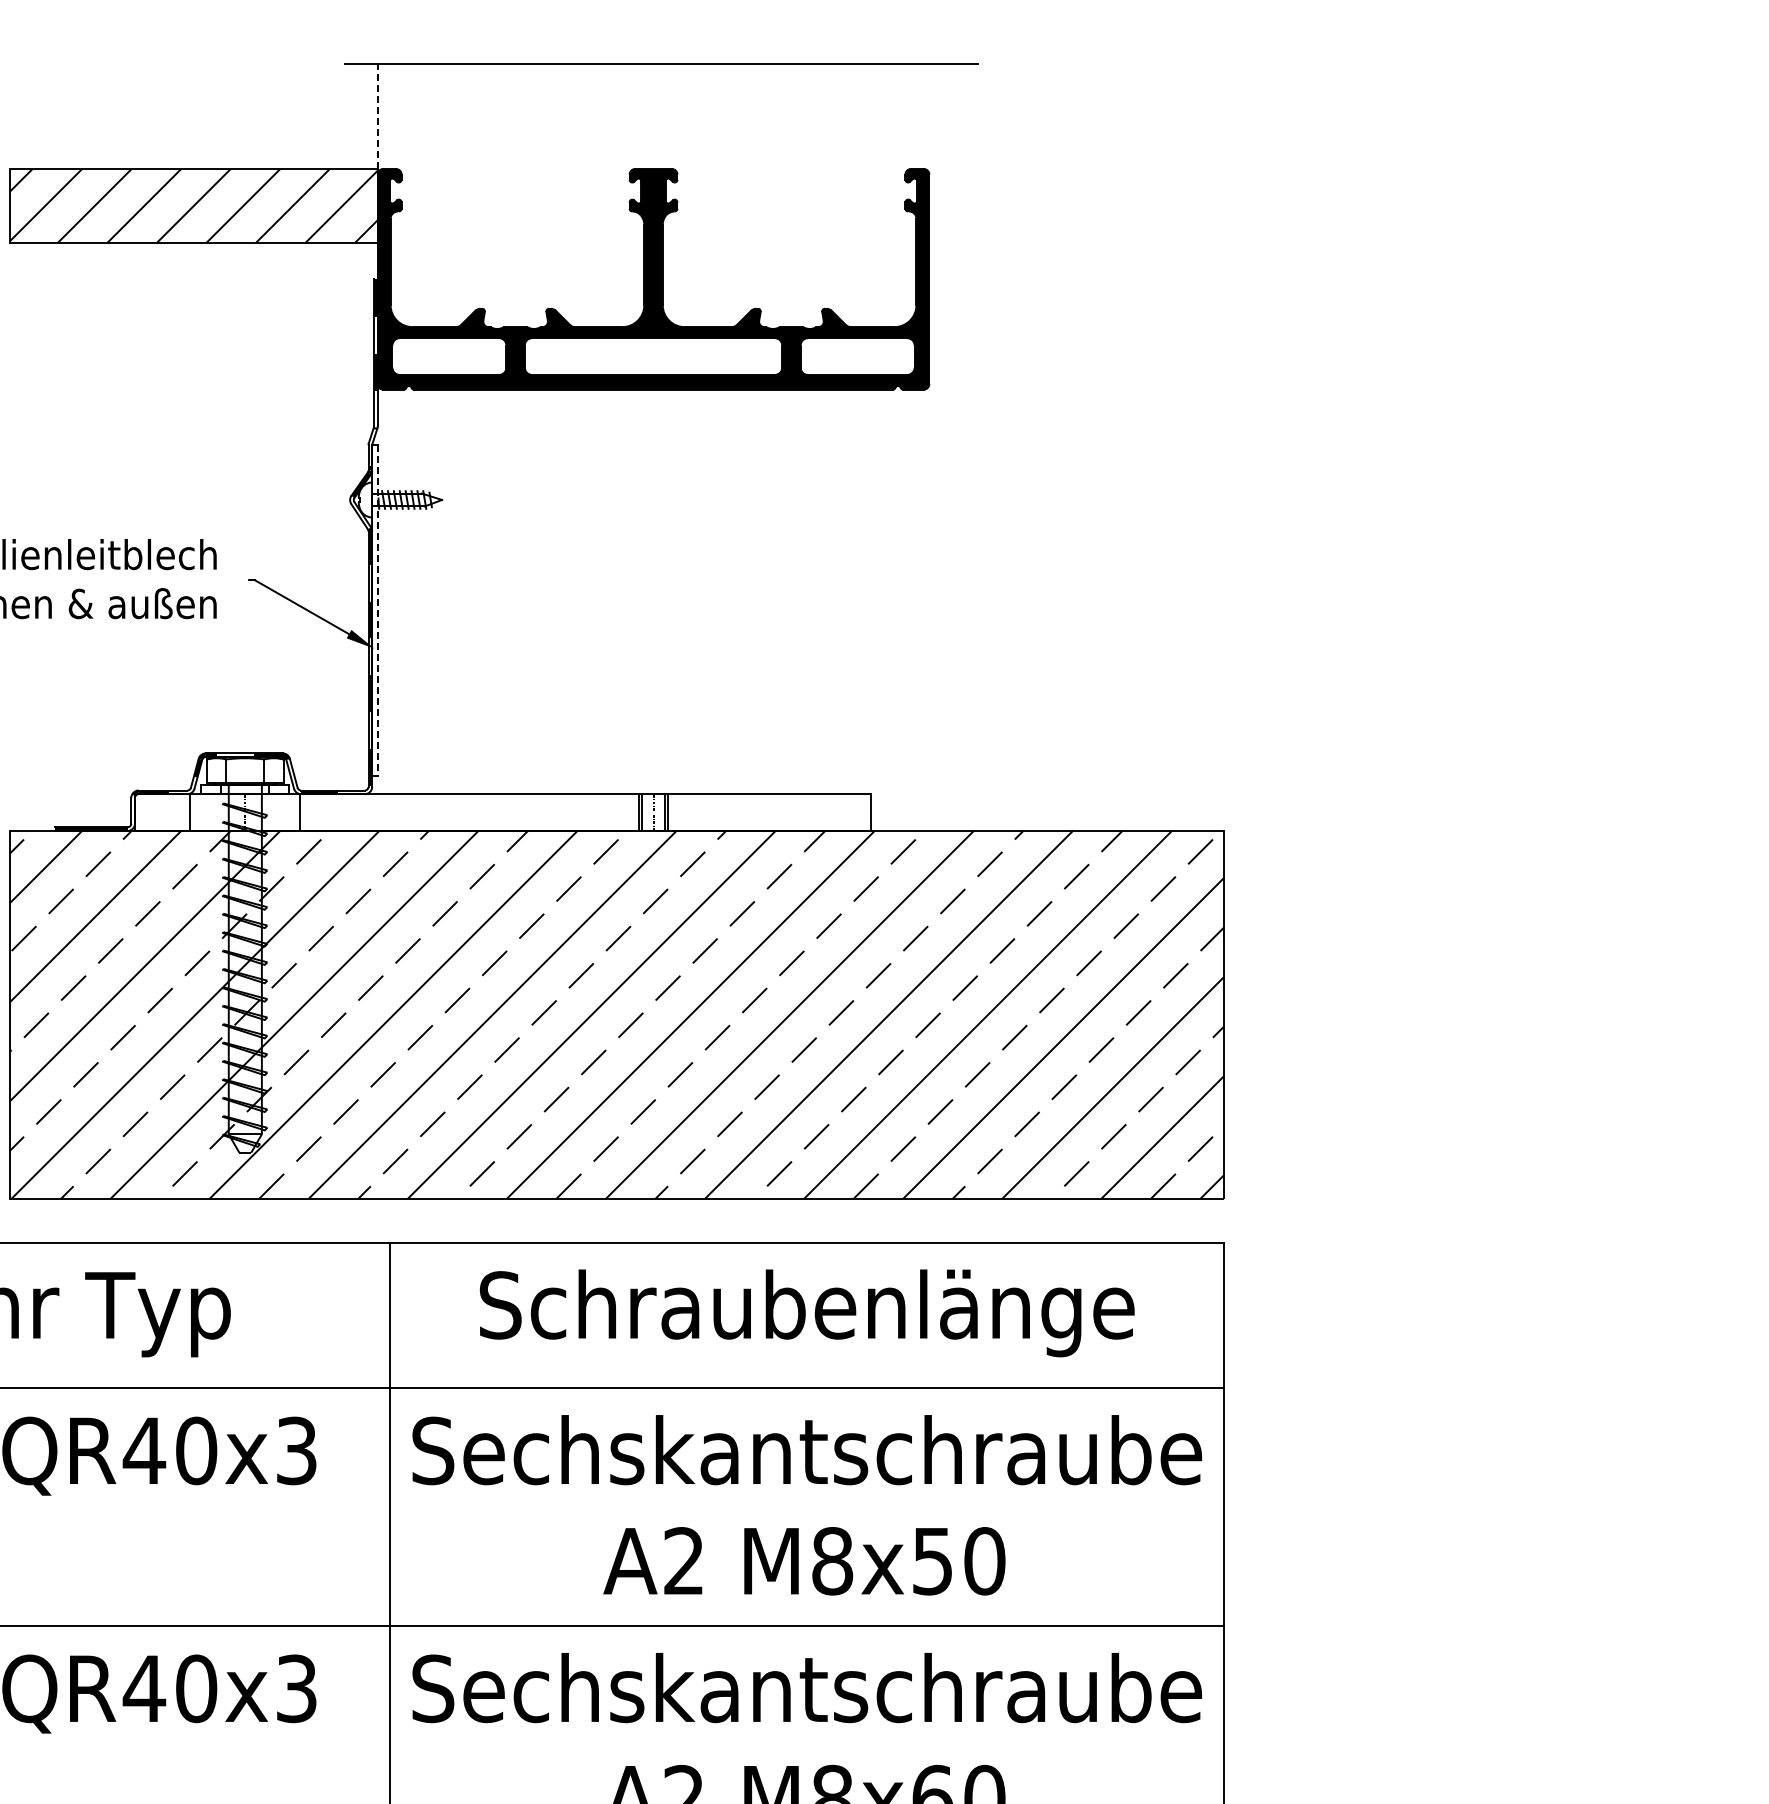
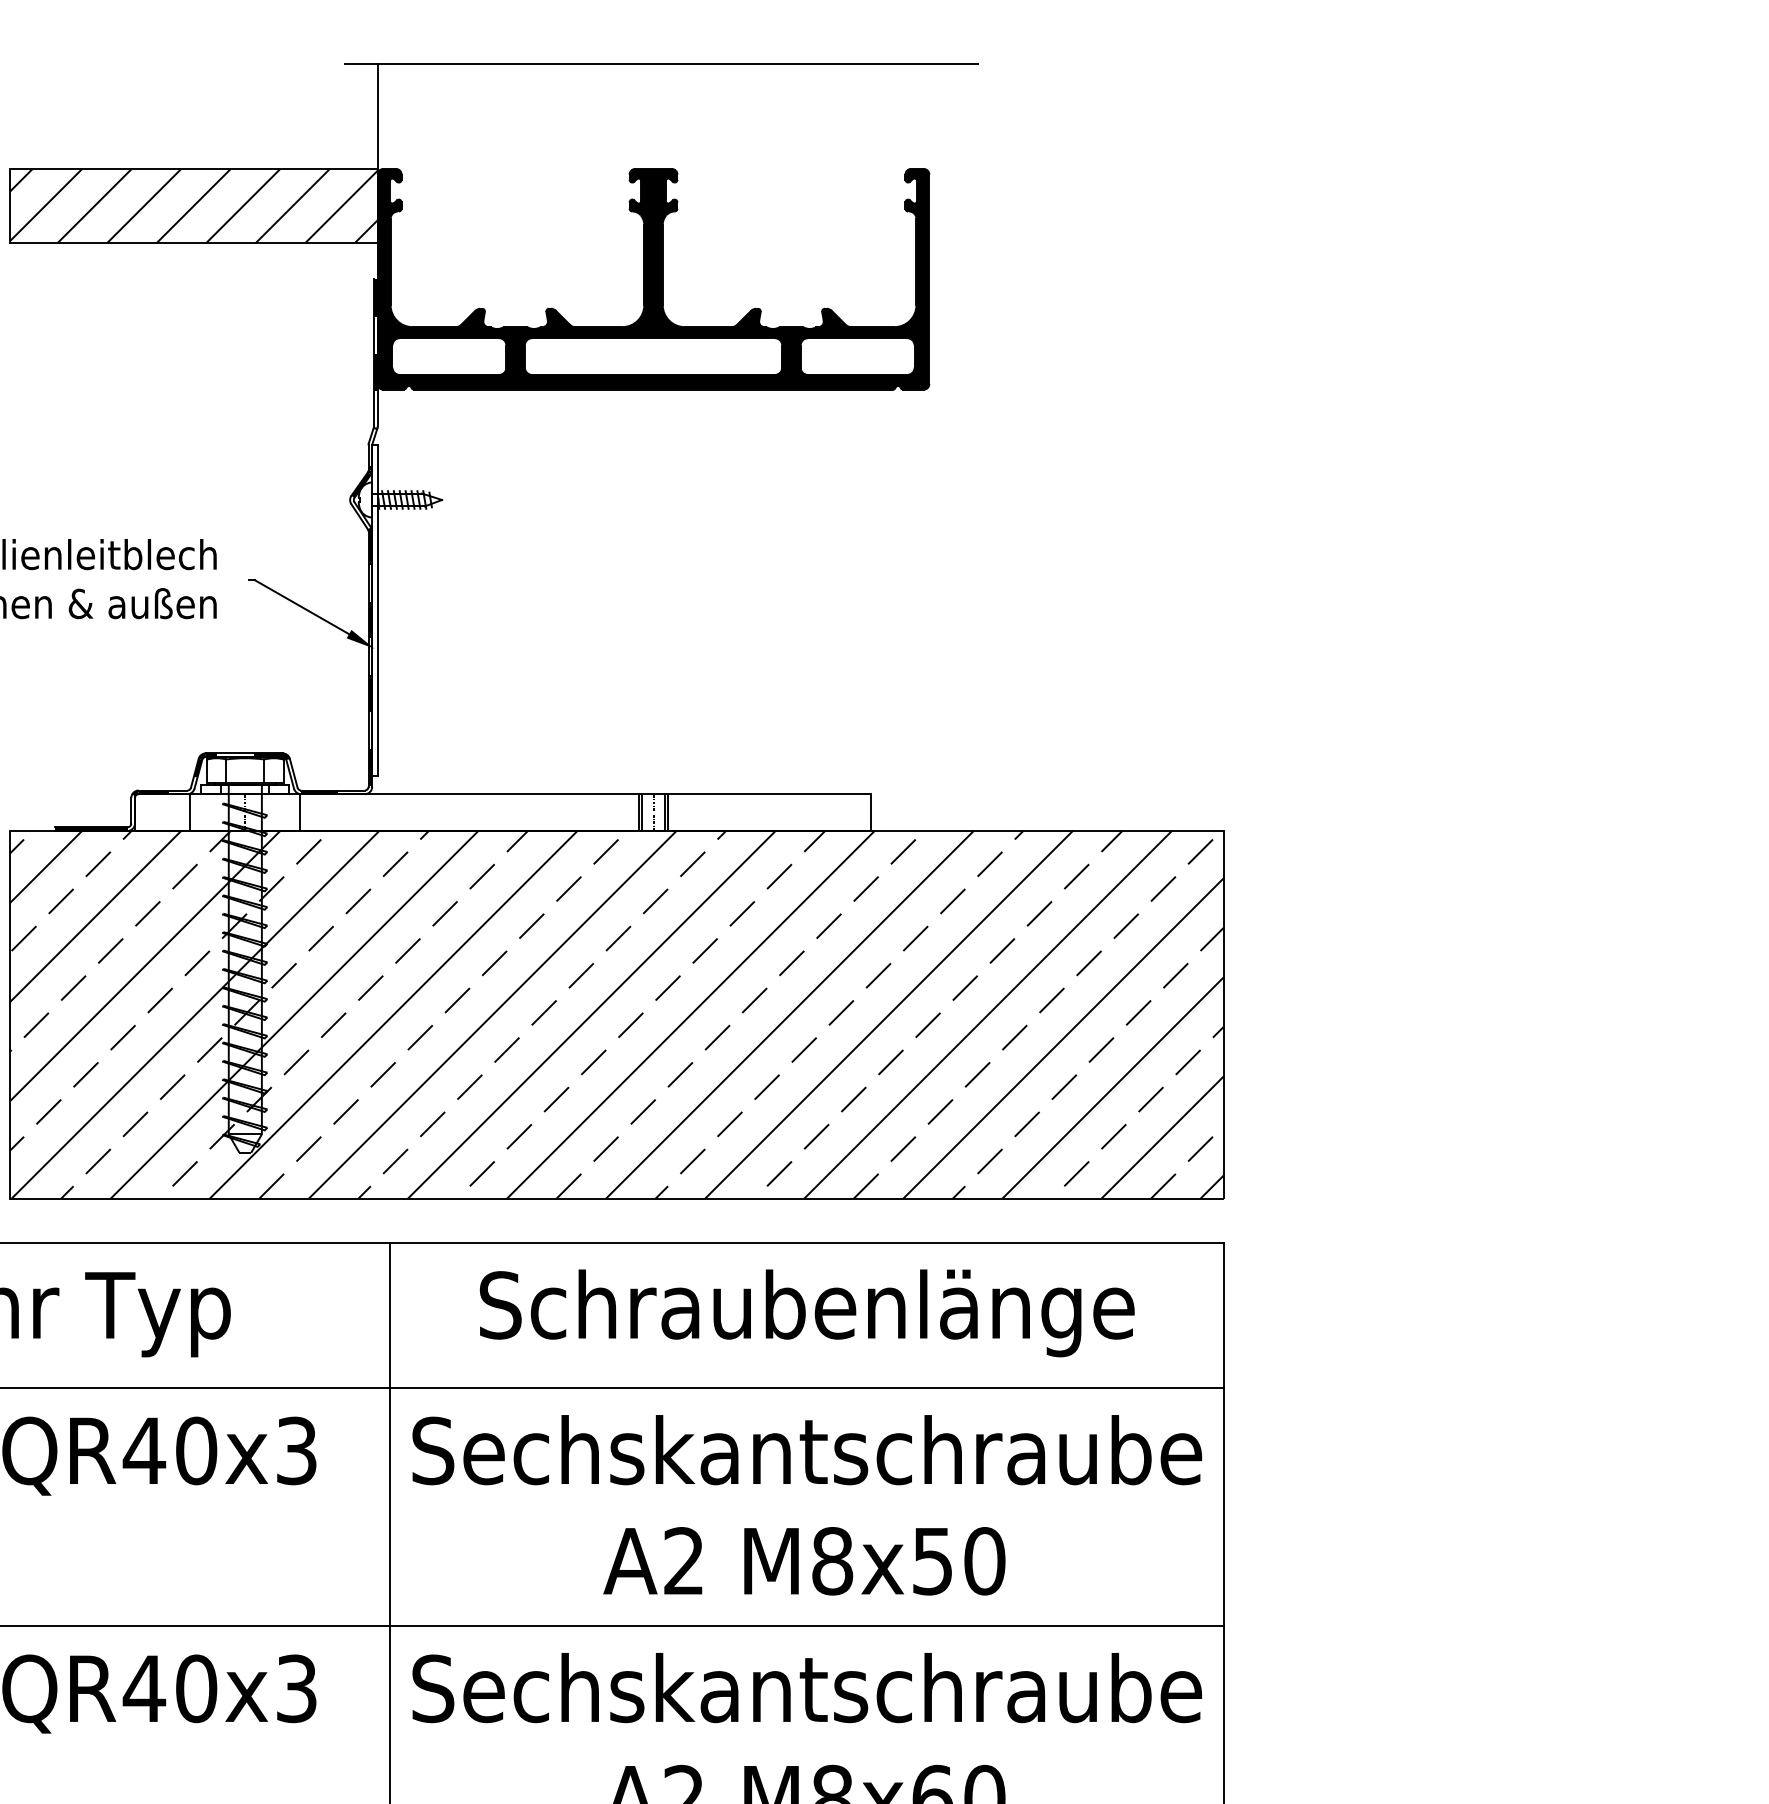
line: dashed -> solid (377, 116)
line: dashed -> solid (377, 610)
